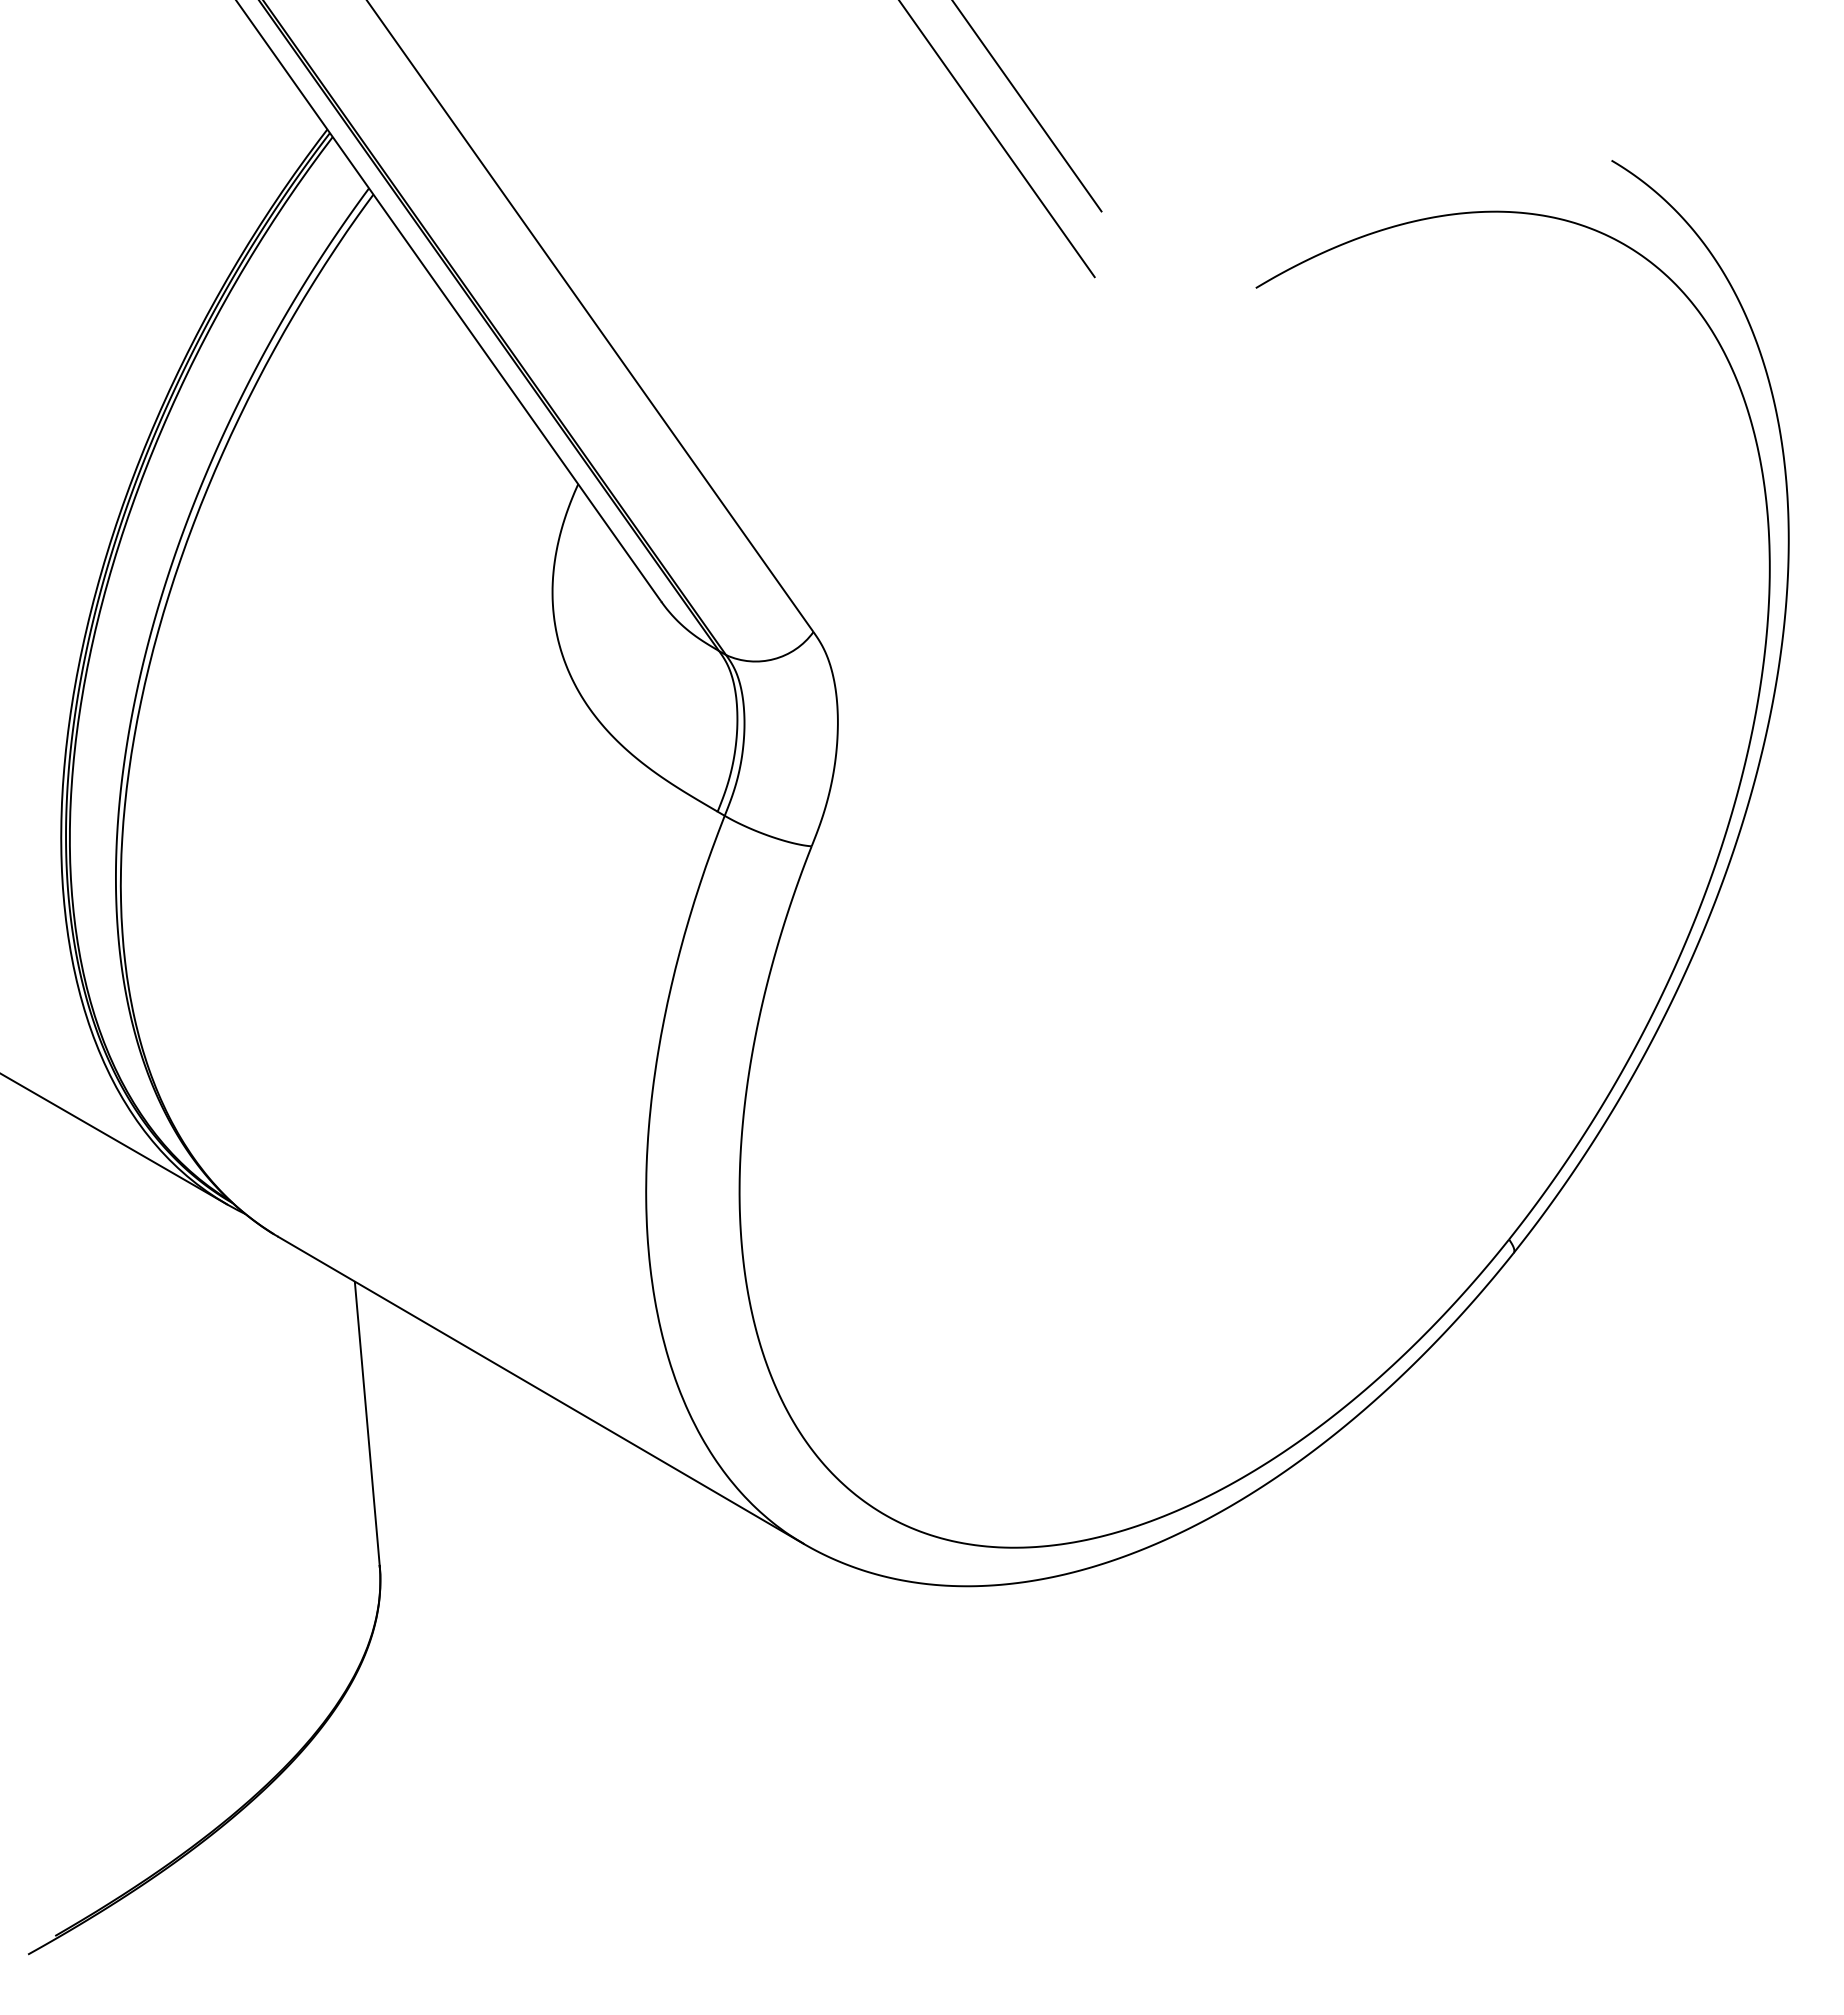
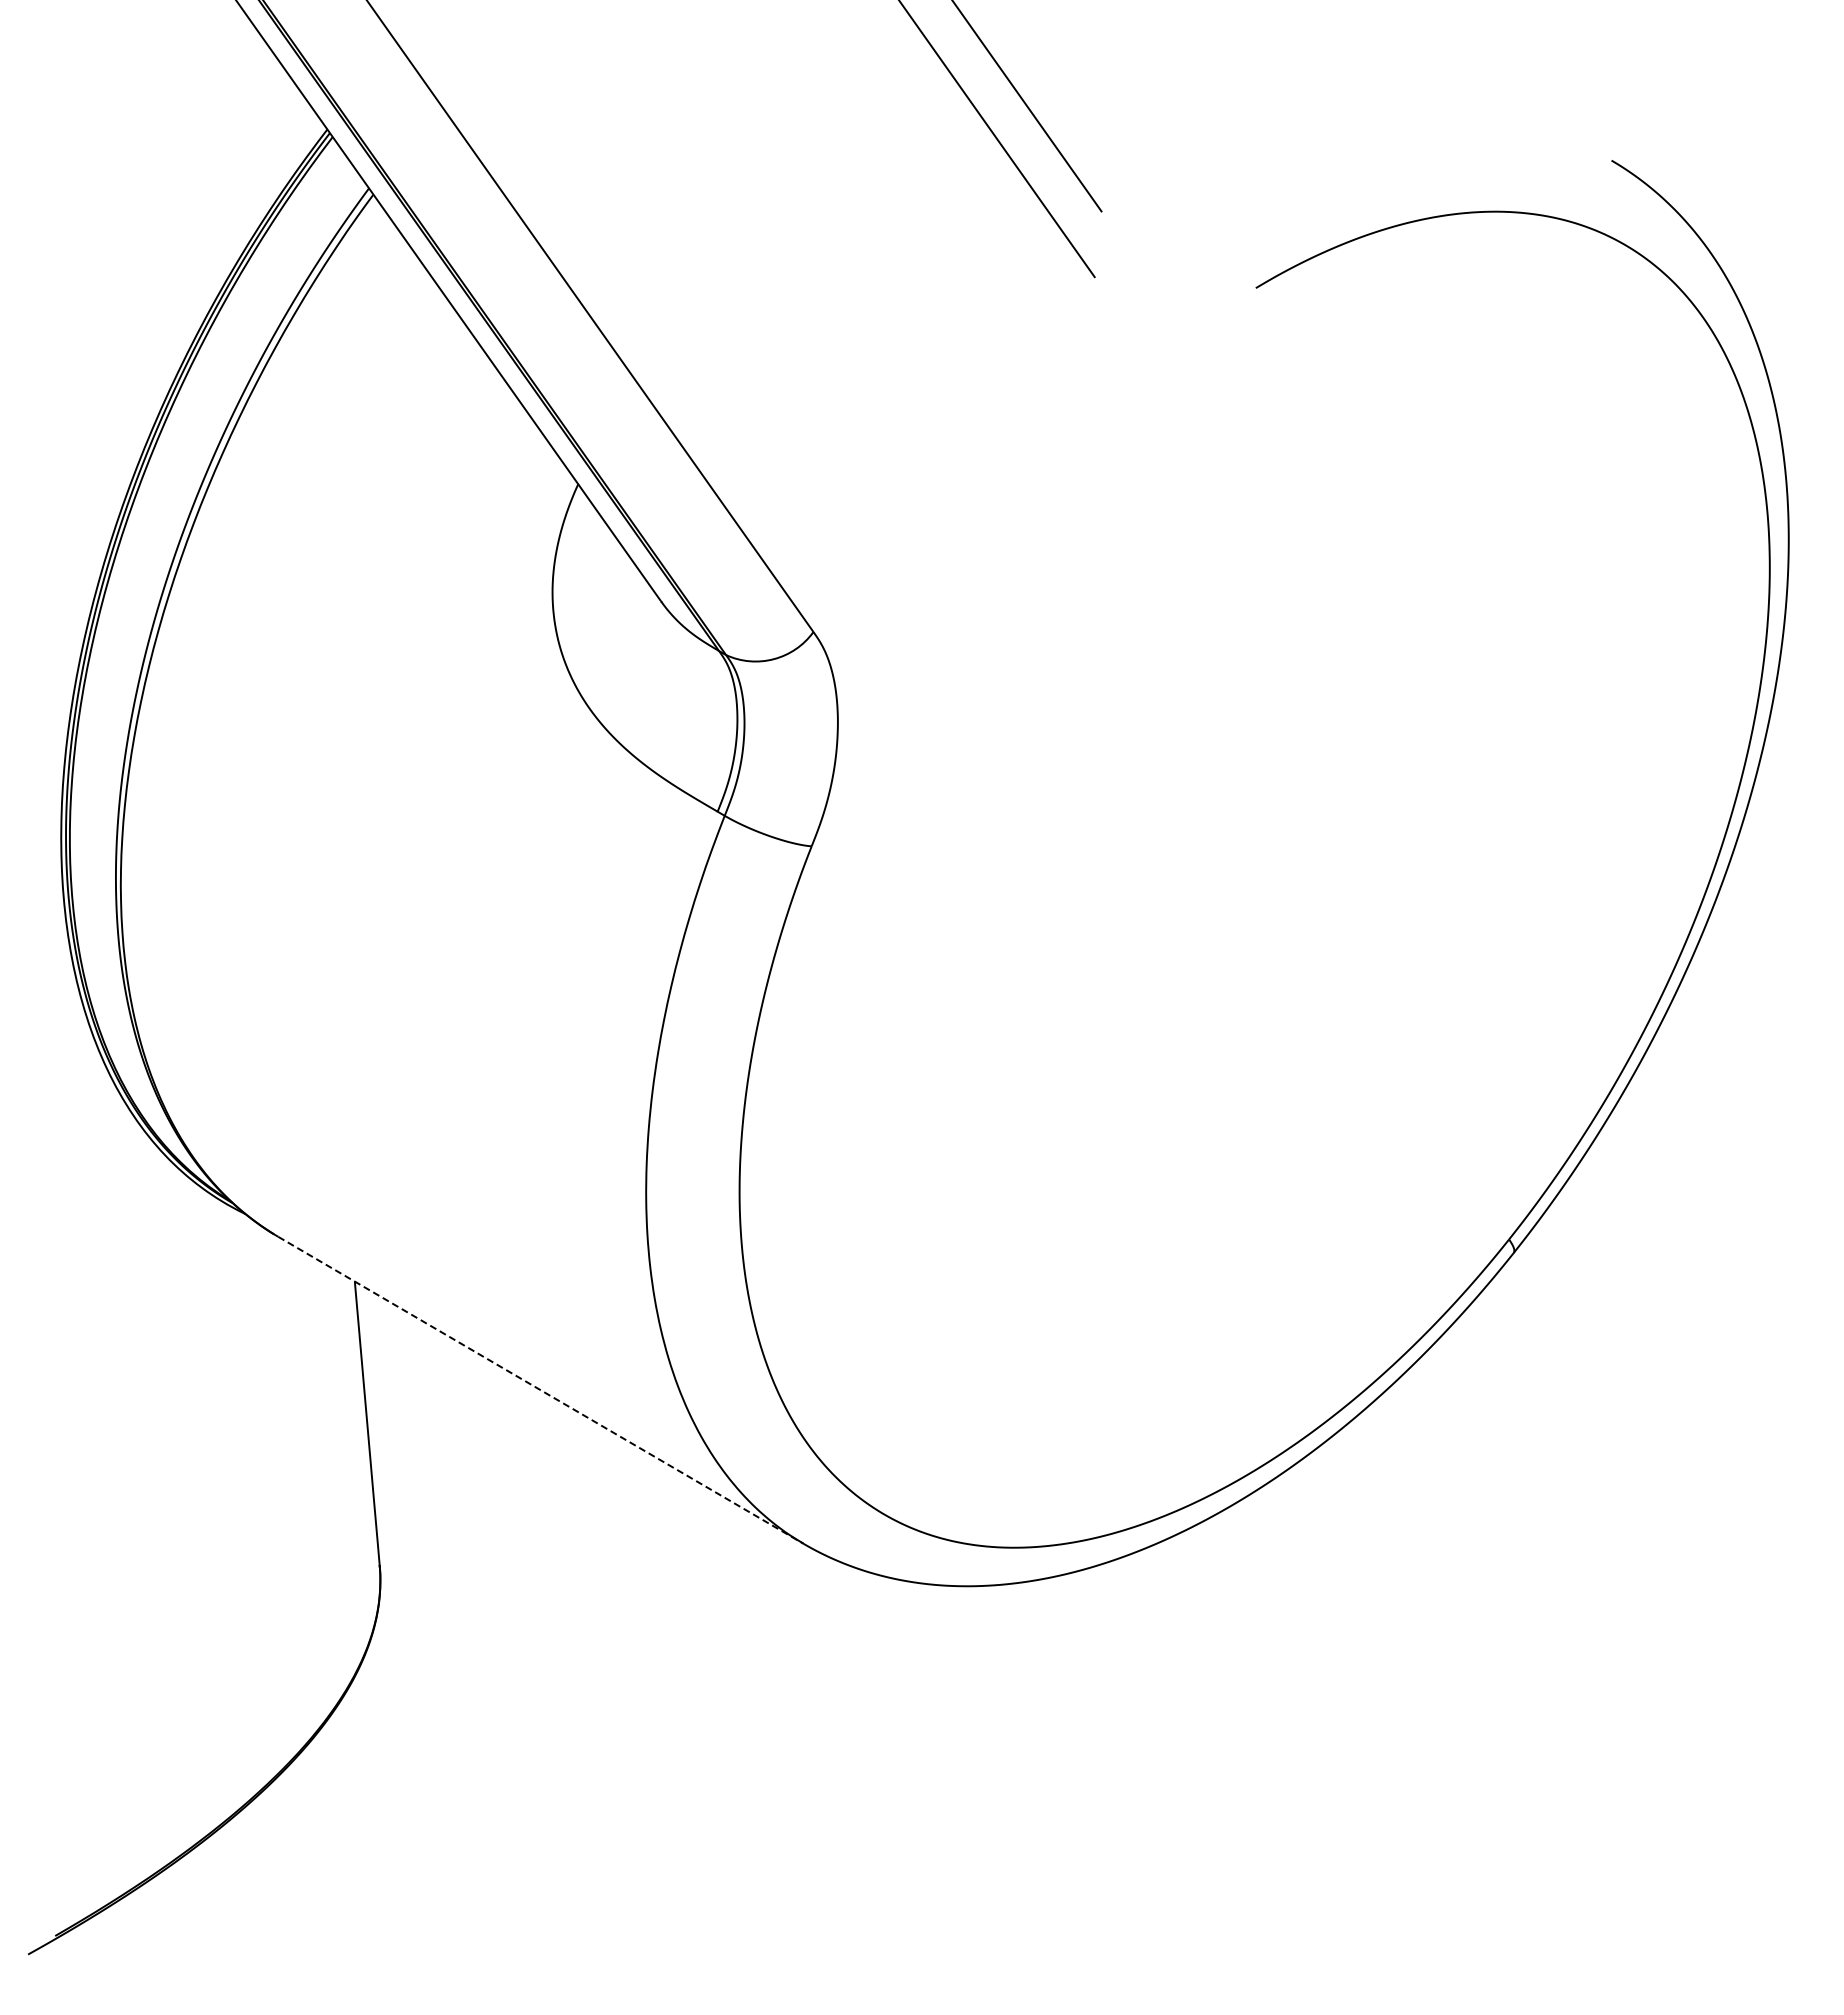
line: present -> none (114, 1139)
line: solid -> dashed (541, 1390)
